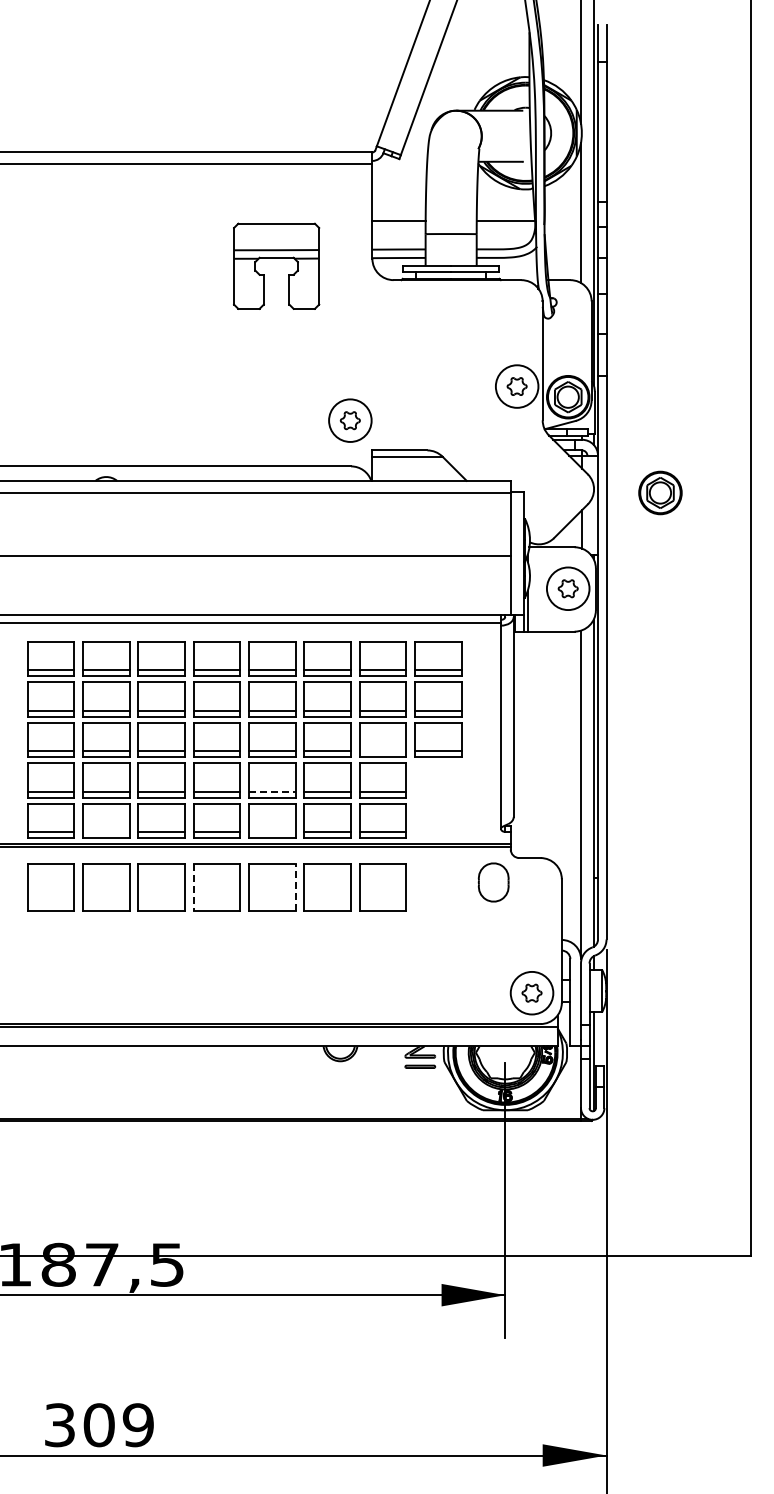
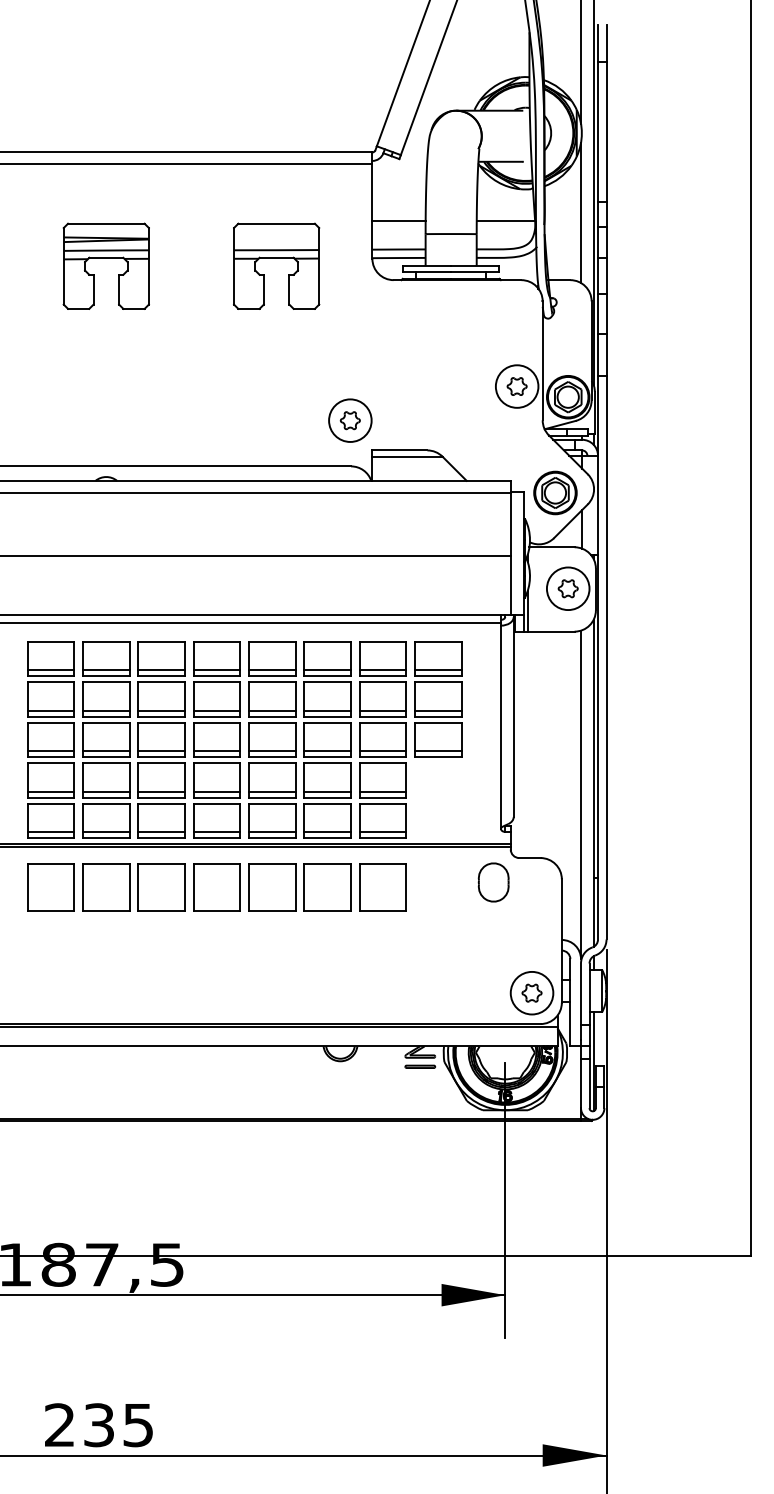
part: none -> present (105, 258)
part position: (660, 492) -> (555, 492) (555, 492)
line: none -> present (382, 751)
line: dashed -> solid (272, 791)
line: none -> present (105, 832)
line: none -> present (271, 832)
line: dashed -> solid (295, 887)
line: dashed -> solid (193, 888)
text: 309 -> 235 (99, 1425)
